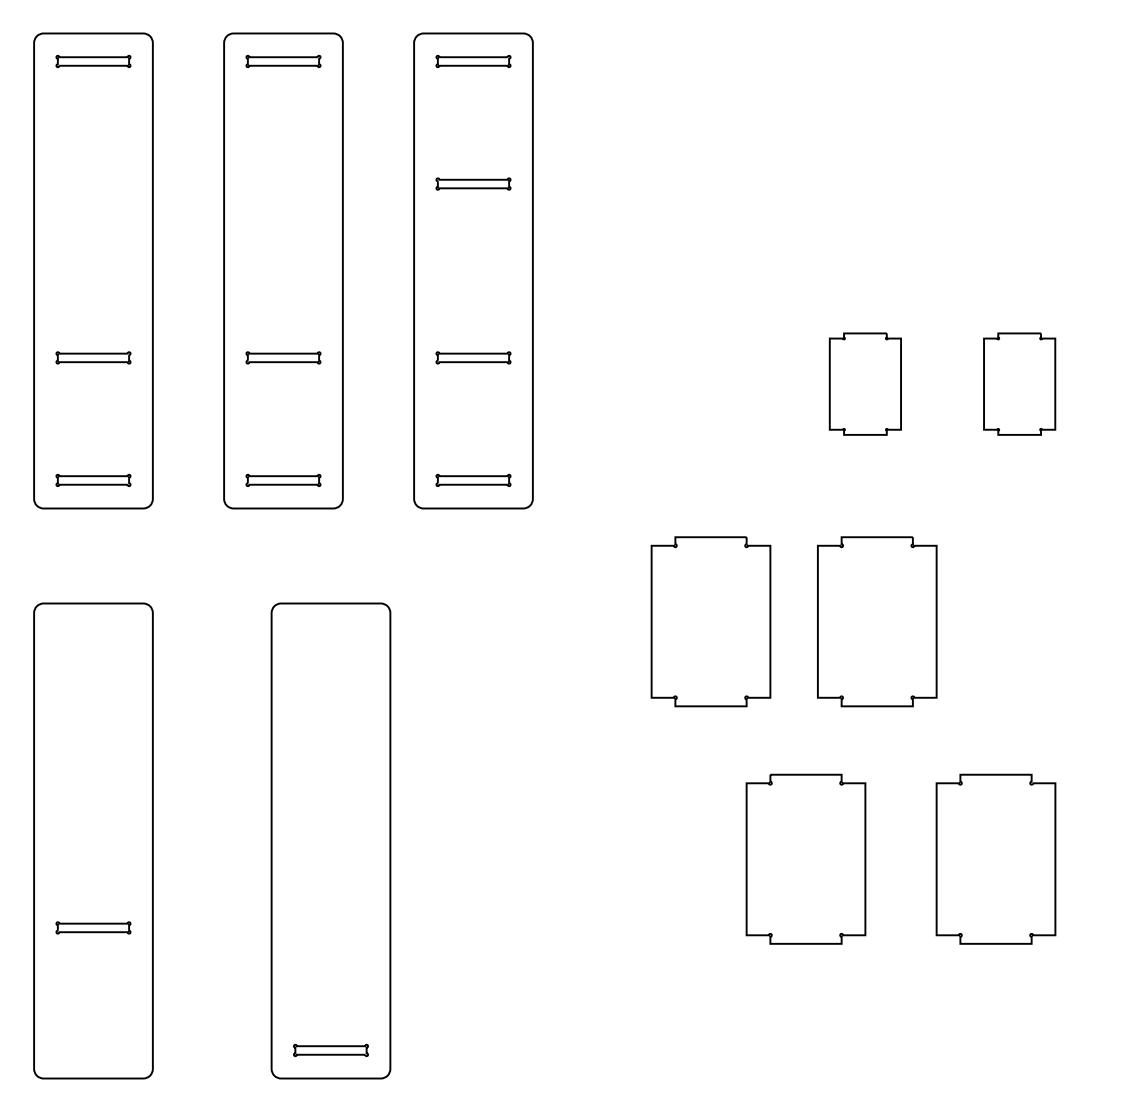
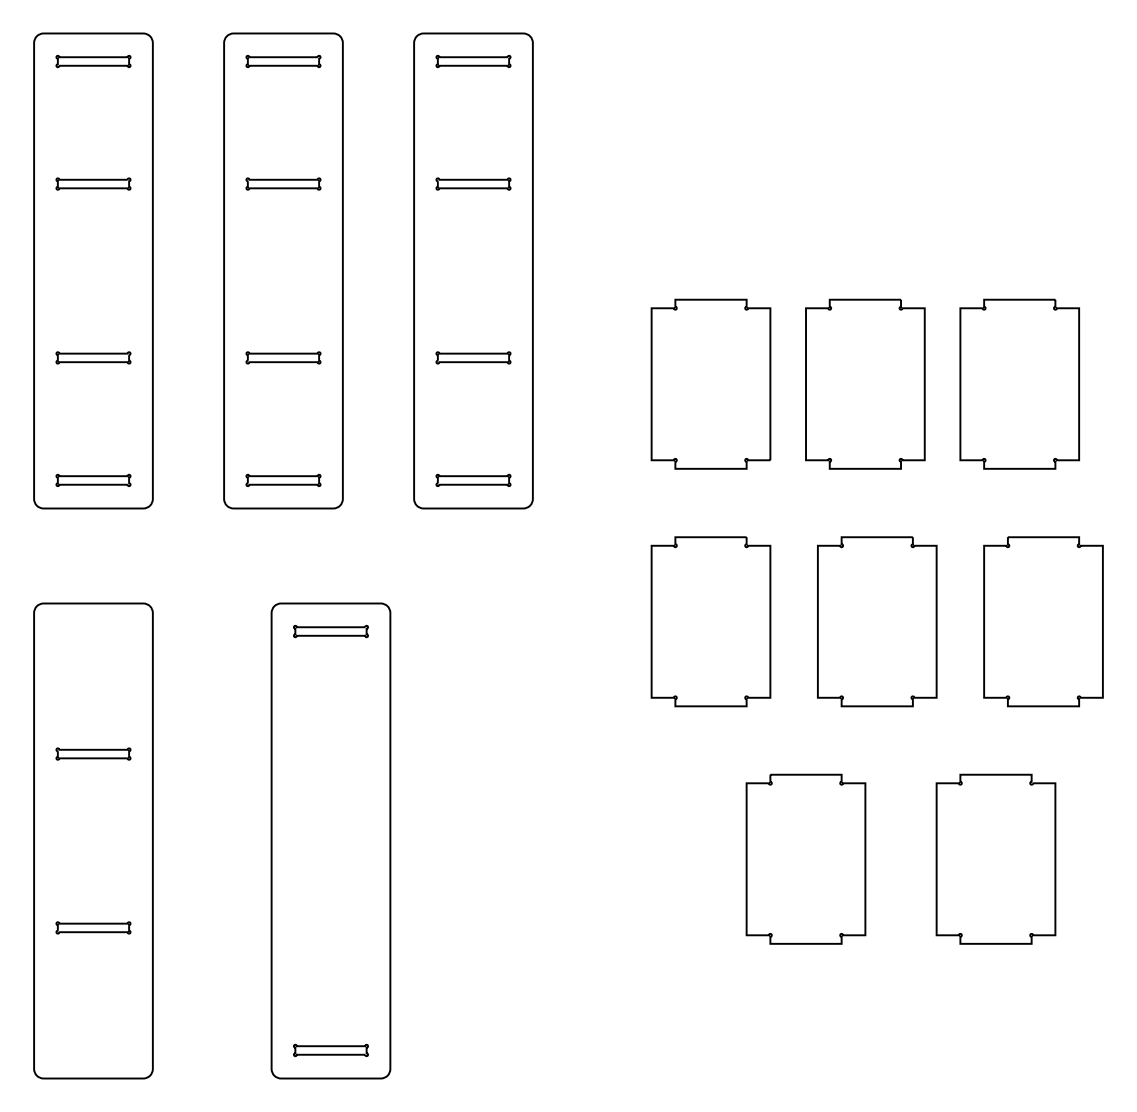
part: none -> present (93, 183)
part: none -> present (283, 183)
part: none -> present (710, 383)
part size: 74x104 px -> 121x172 px (865, 383)
part size: 74x104 px -> 121x172 px (1019, 383)
part: none -> present (1043, 621)
part: none -> present (330, 631)
part: none -> present (93, 753)
